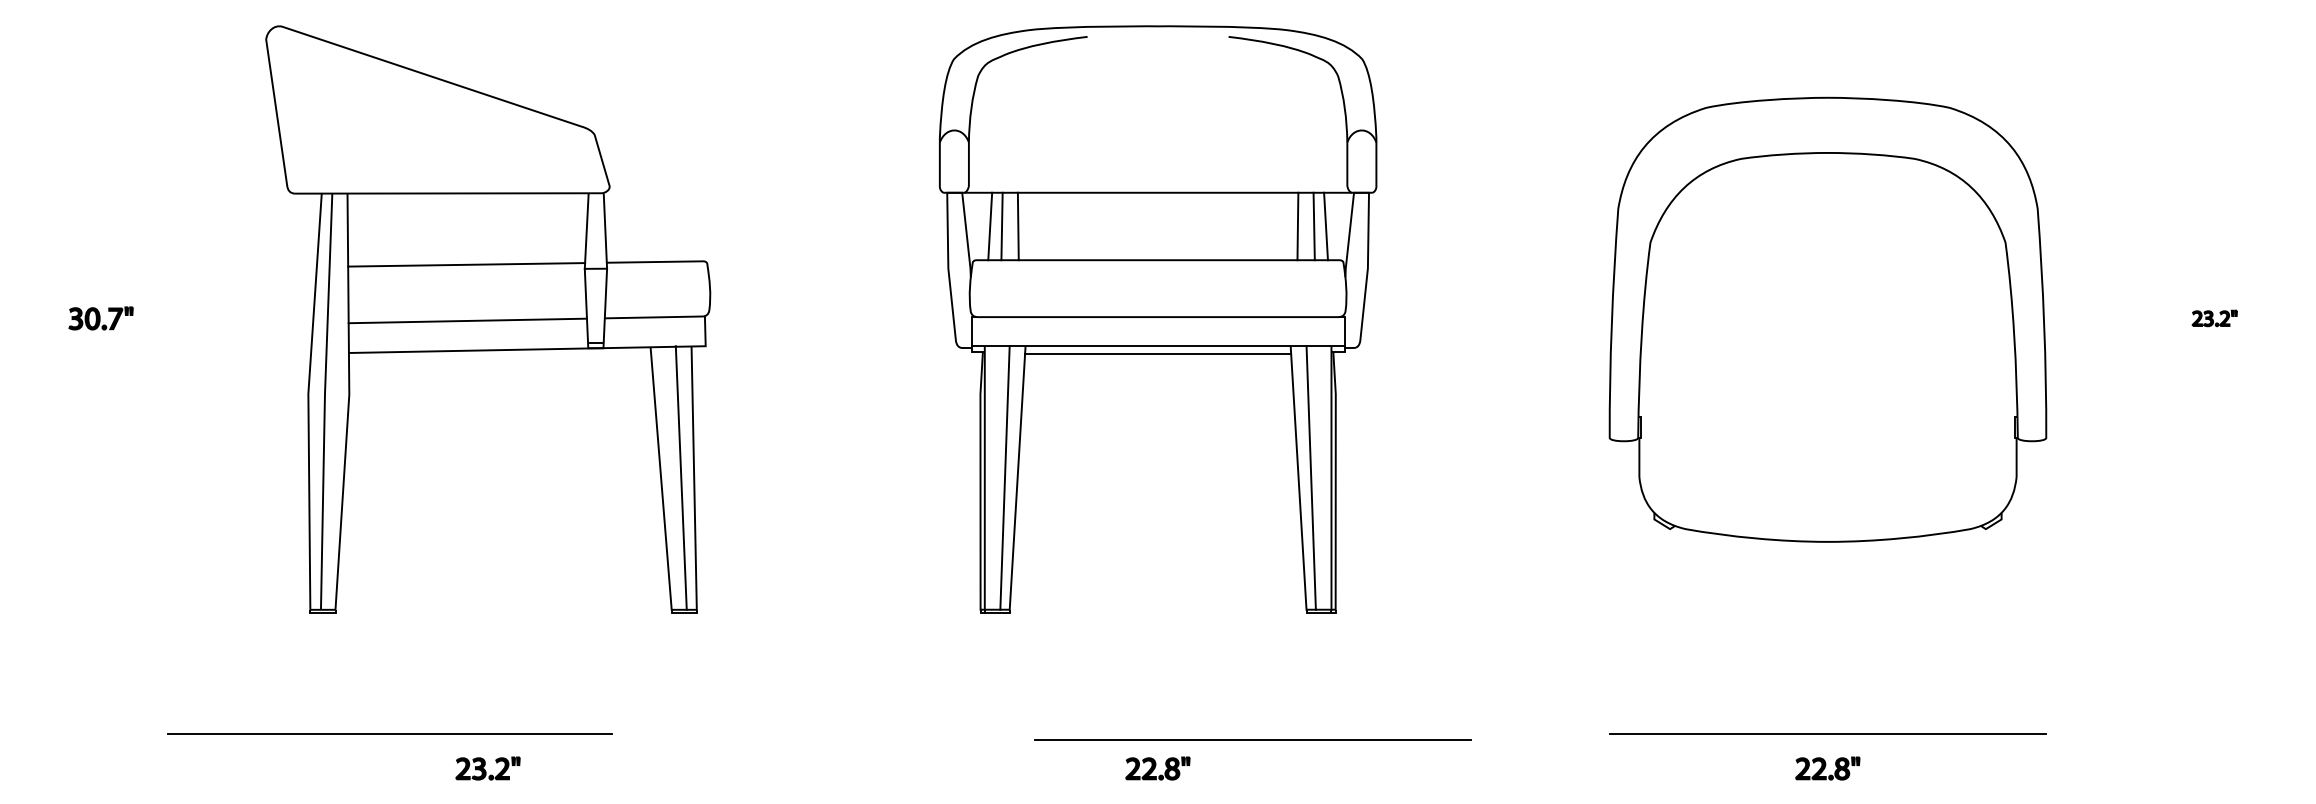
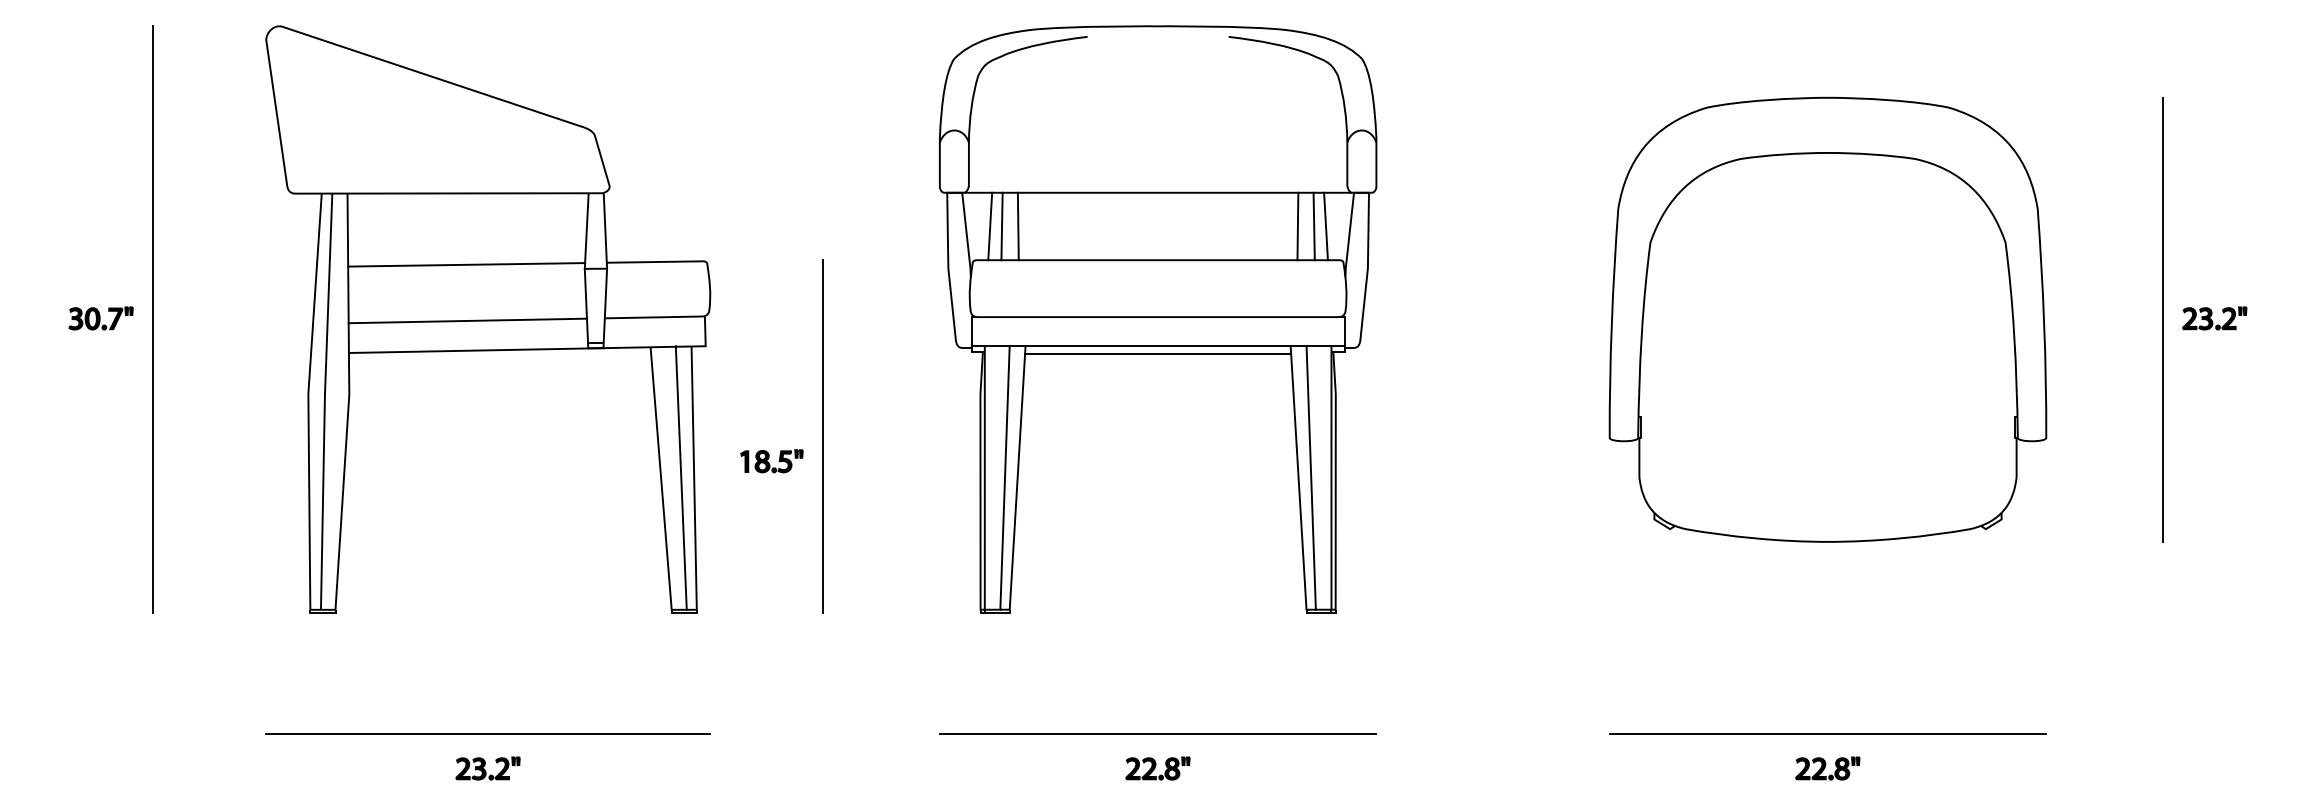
part size: 47x19 px -> 66x25 px (2214, 318)
line: none -> present (153, 319)
line: none -> present (2162, 319)
line: none -> present (823, 436)
part: none -> present (771, 461)
line position: (389, 733) -> (487, 733) (487, 733)
line position: (1252, 739) -> (1157, 733) (1157, 733)
